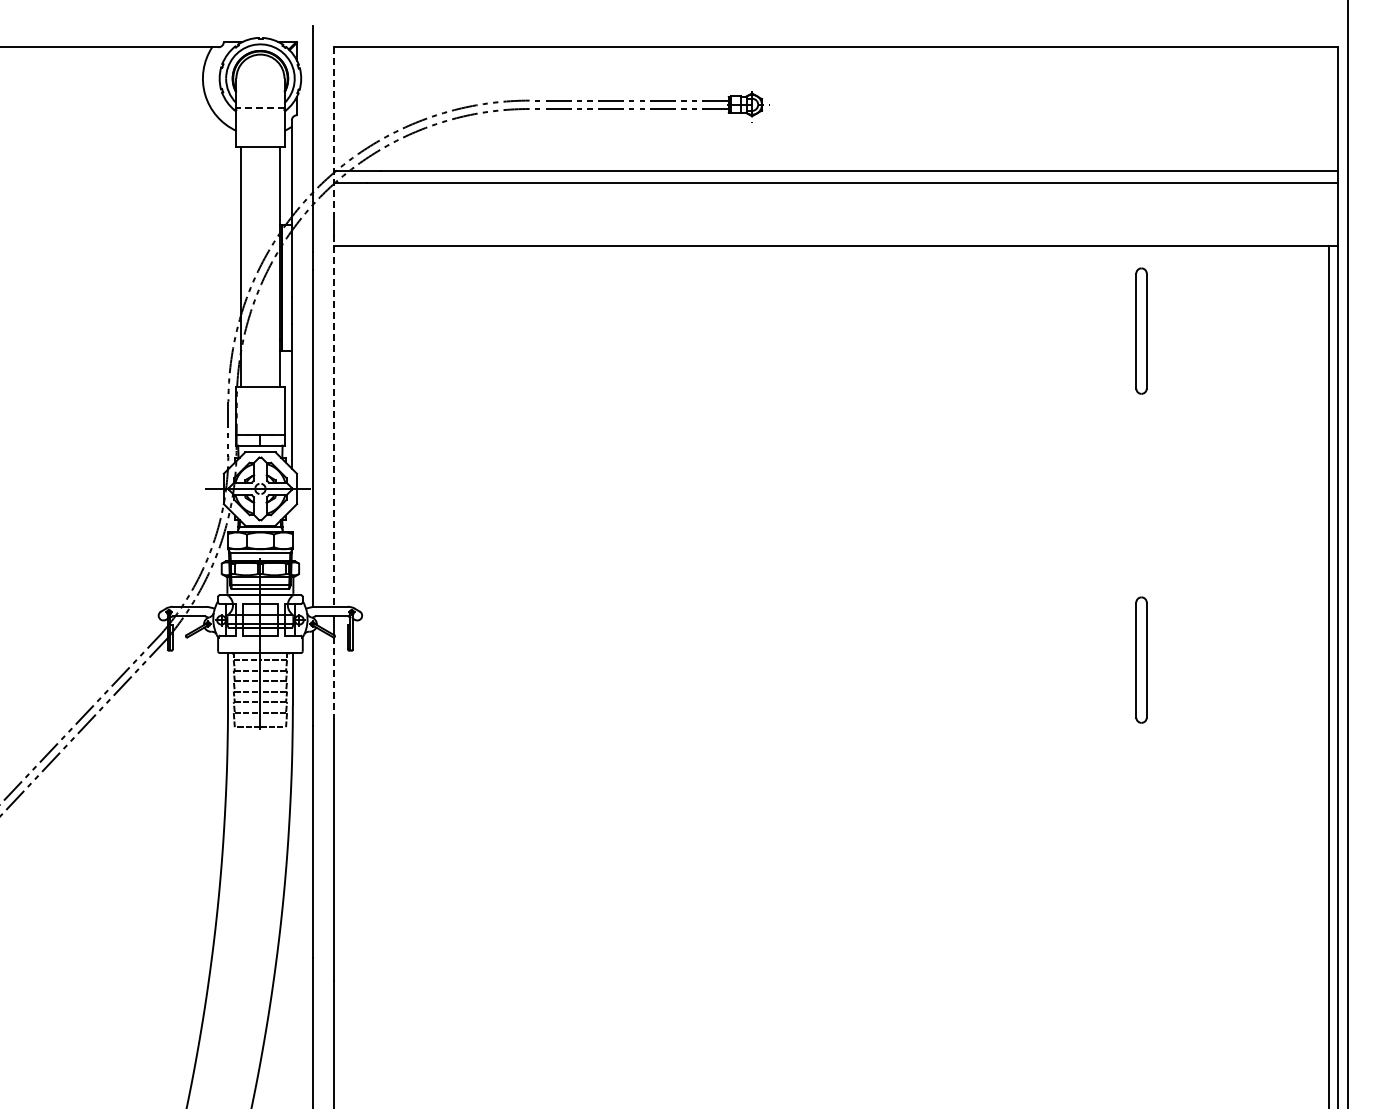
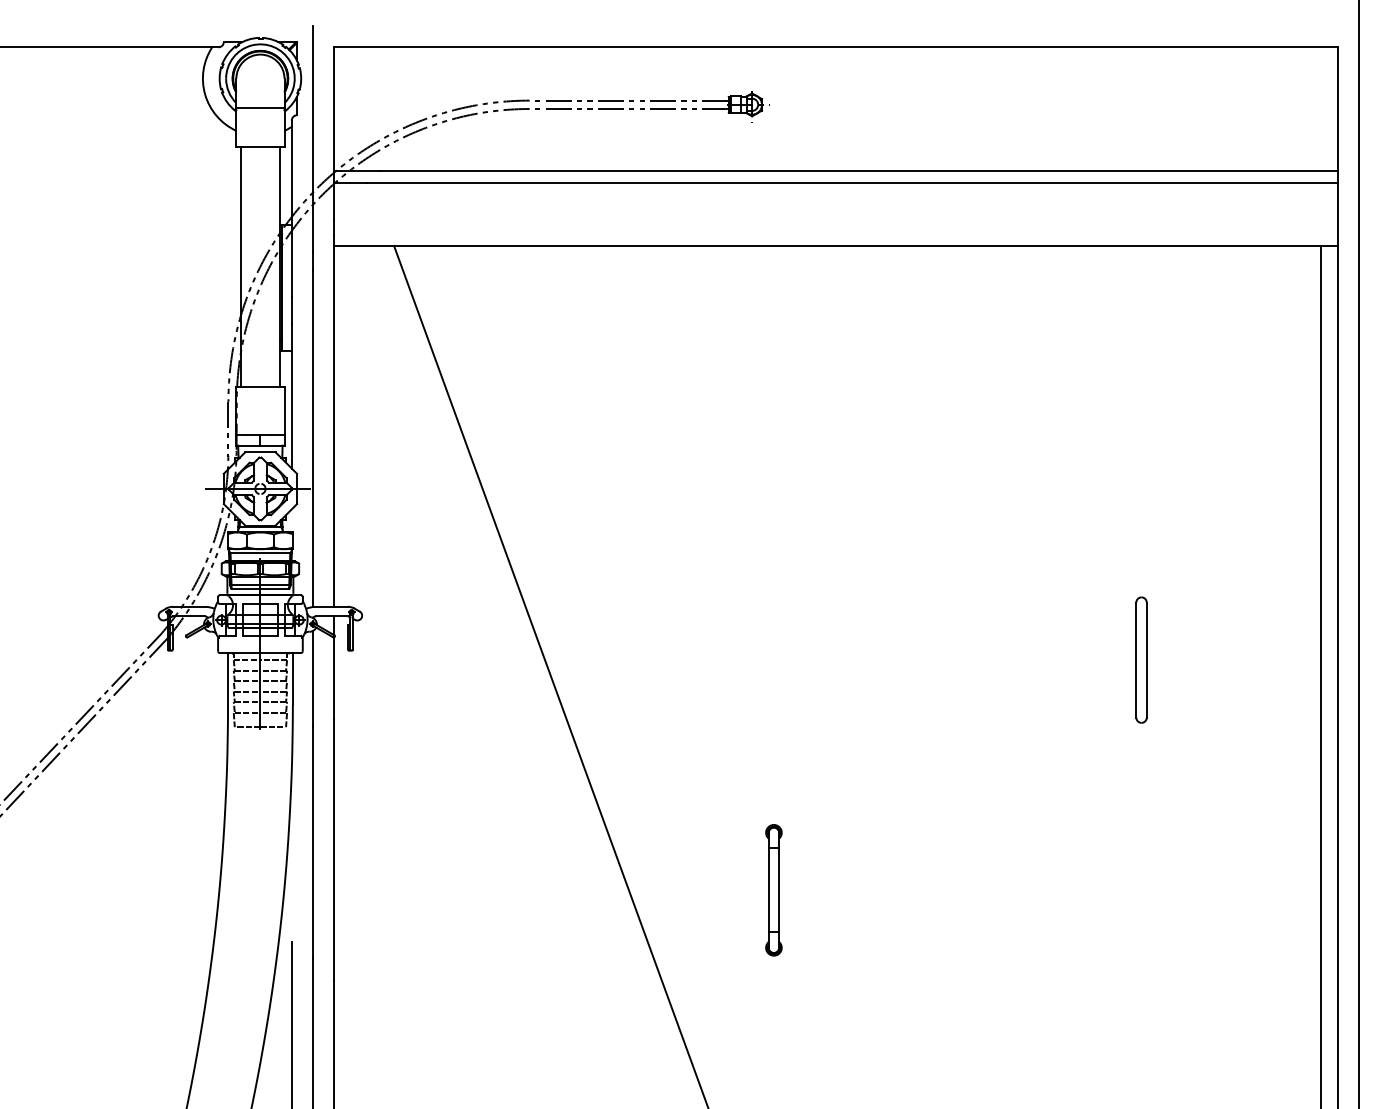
line: dashed -> solid (259, 107)
line: dashed -> solid (333, 133)
part: present -> none (1141, 330)
line: dashed -> solid (333, 421)
line position: (1347, 553) -> (1358, 553) (1358, 553)
line: none -> present (550, 675)
line position: (1329, 675) -> (1321, 675) (1321, 675)
line: dashed -> solid (333, 678)
part: none -> present (773, 890)
line: none -> present (291, 1023)
